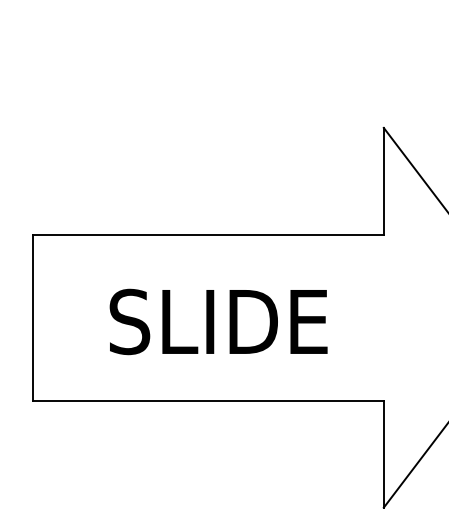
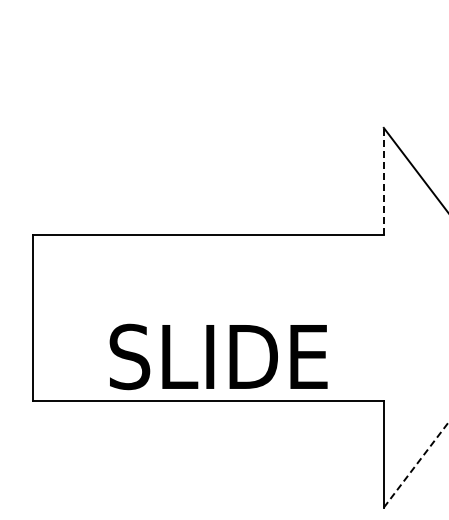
line: solid -> dashed (383, 180)
text position: (218, 321) -> (218, 356) (218, 356)
line: solid -> dashed (416, 464)
